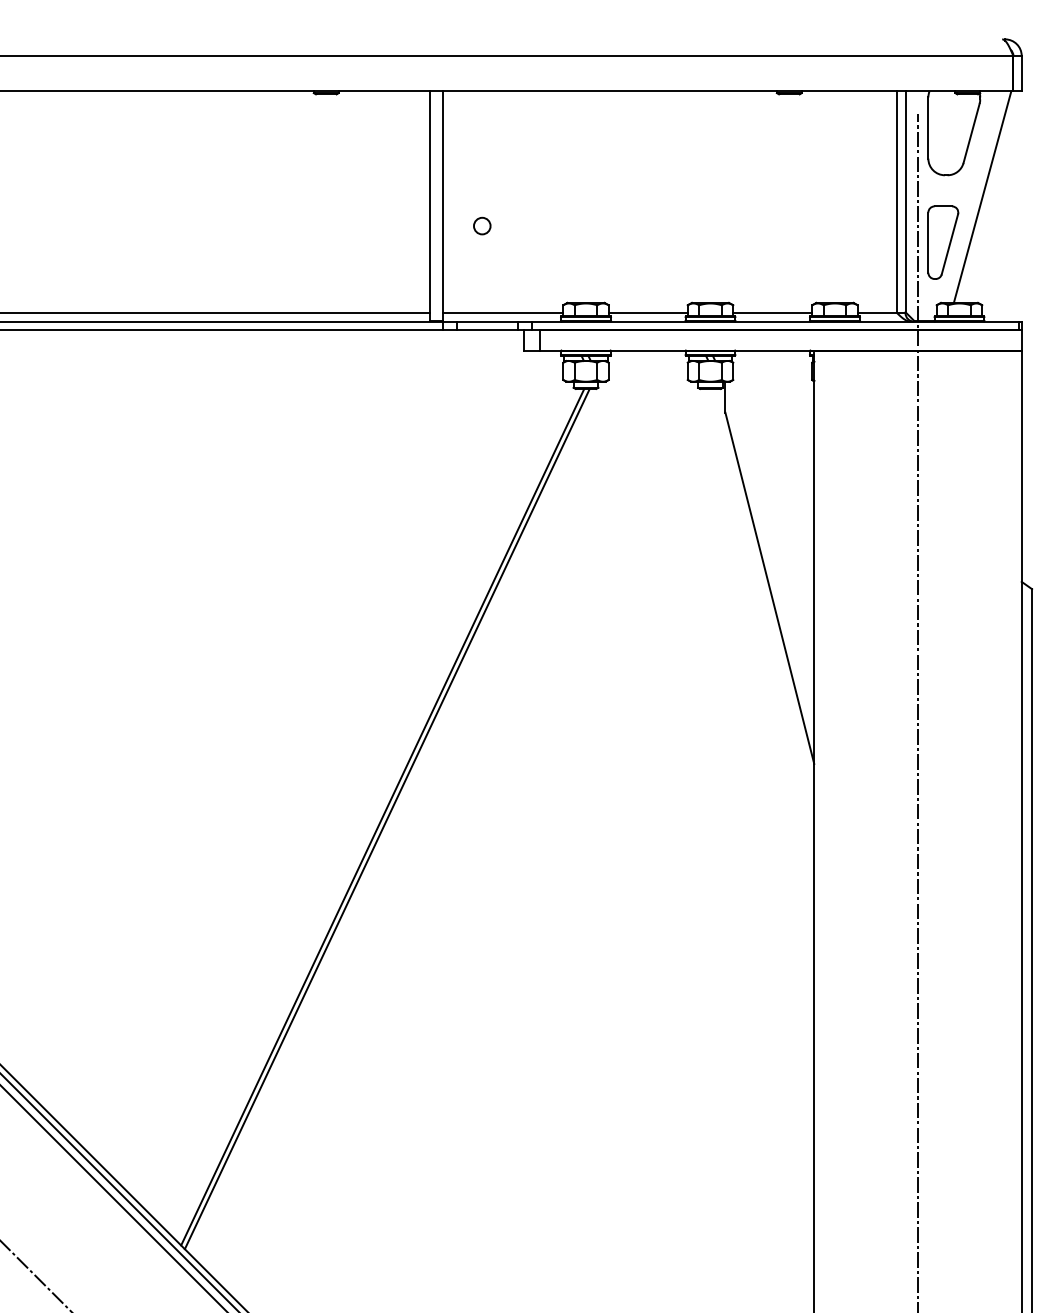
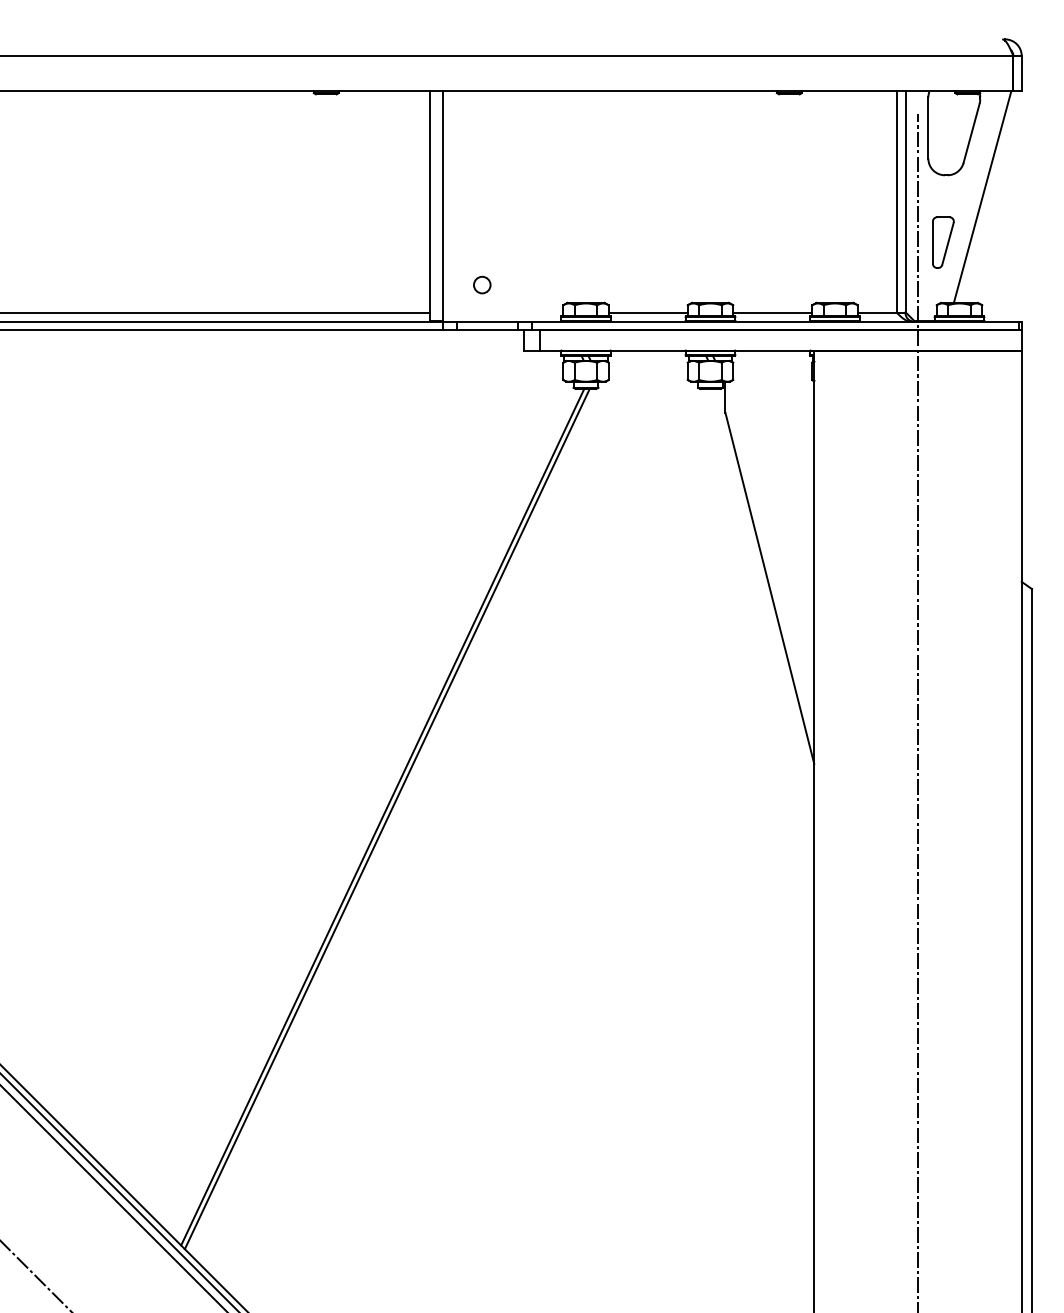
circle position: (482, 225) -> (482, 284) (482, 284)
part size: 33x75 px -> 23x53 px (943, 242)
line: present -> none (502, 313)
